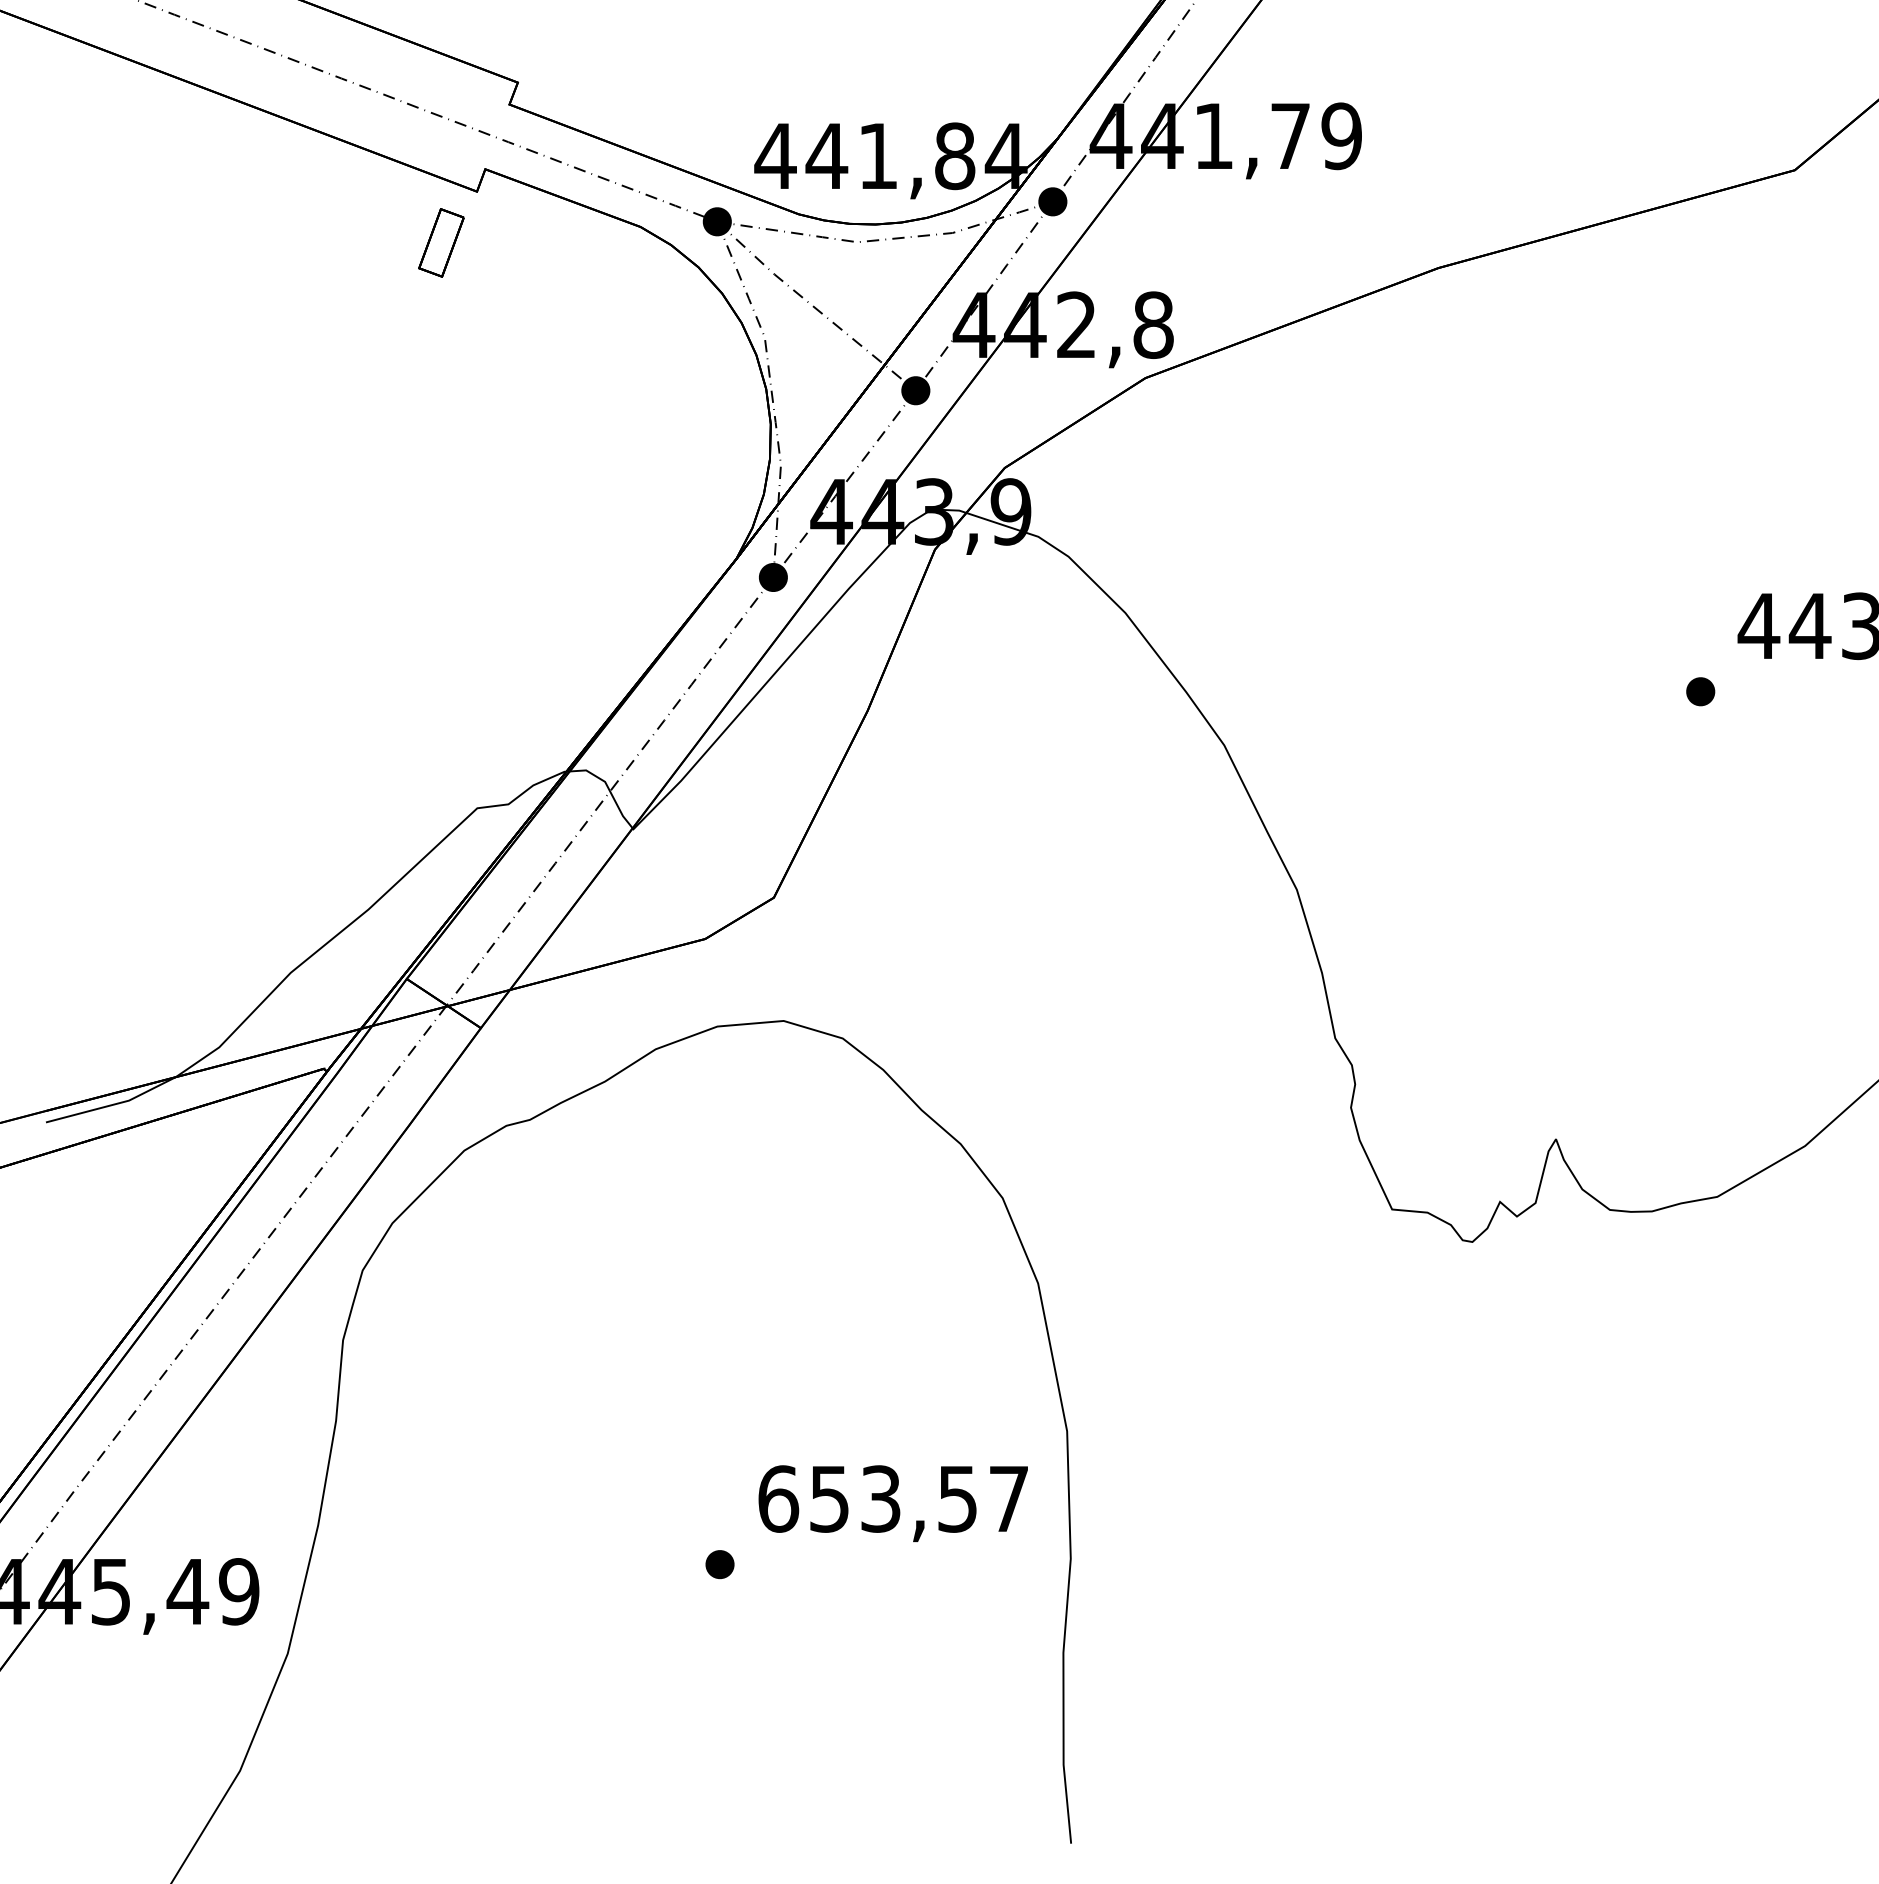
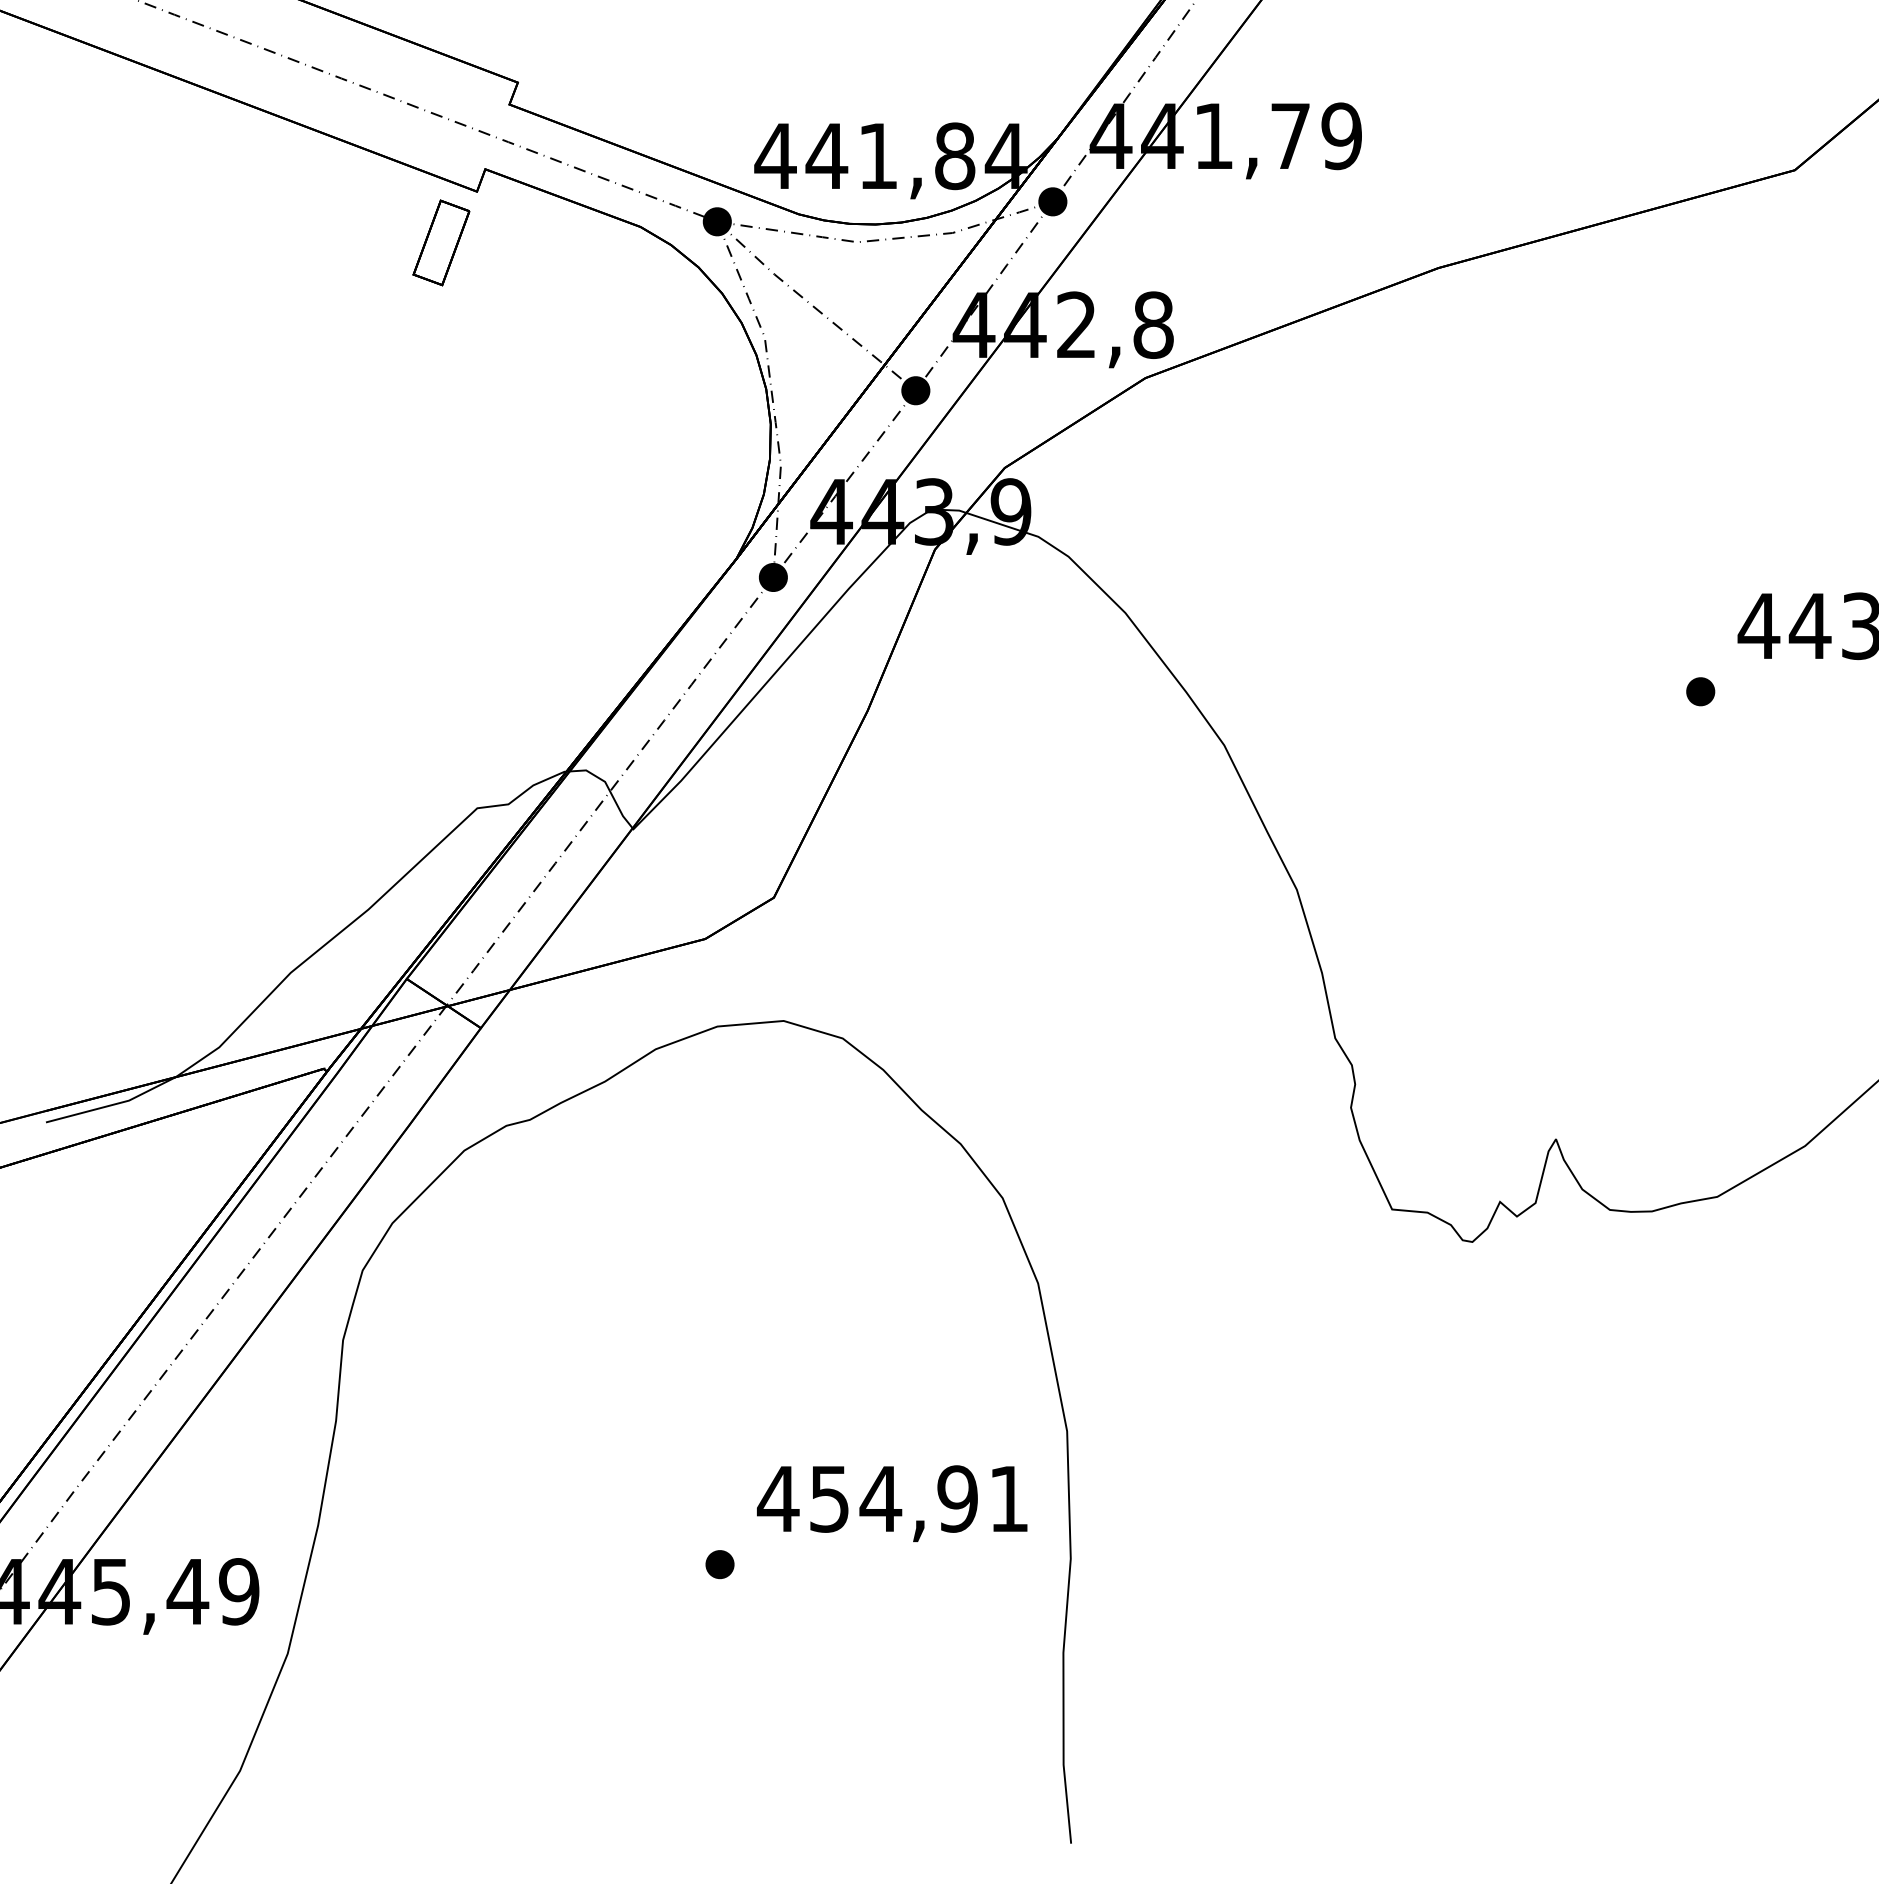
part size: 47x70 px -> 59x88 px (441, 242)
text: 653,57 -> 454,91 (891, 1498)
